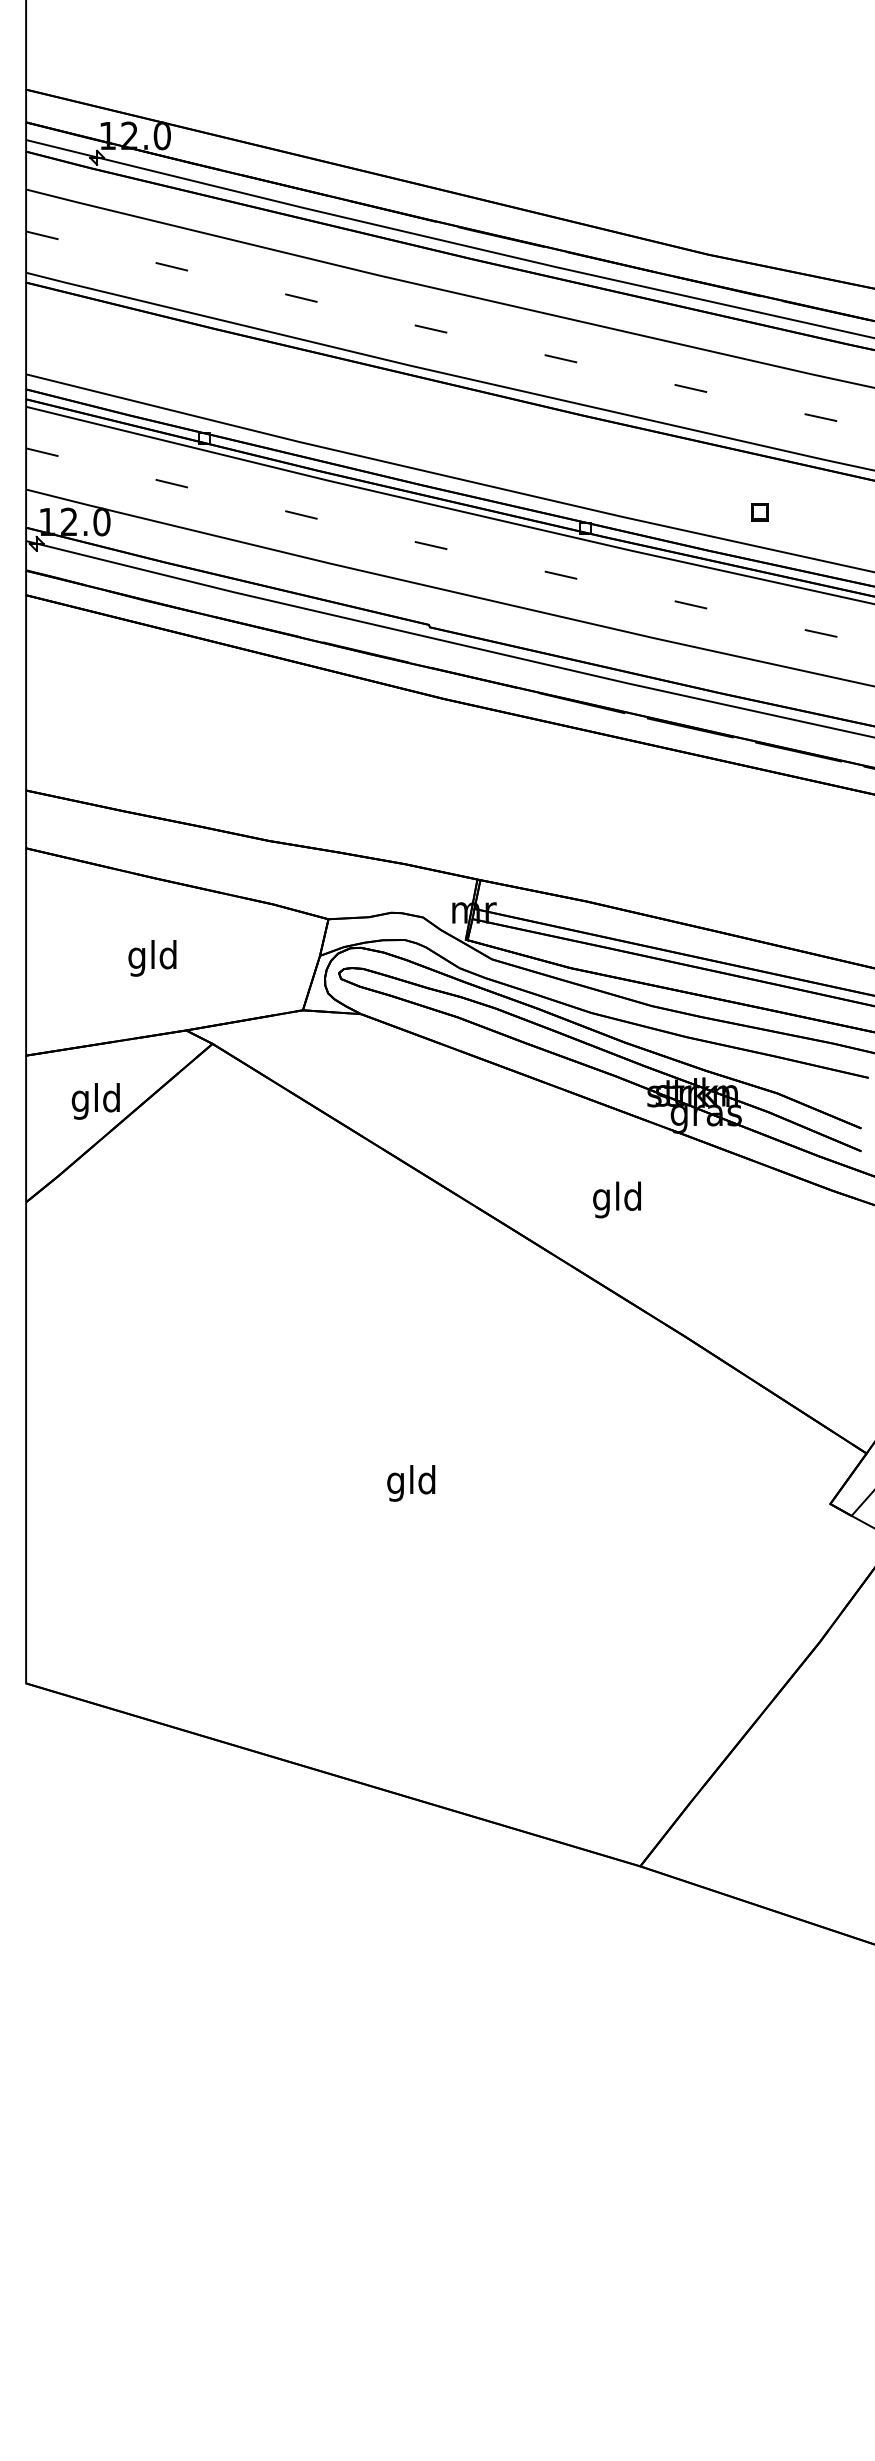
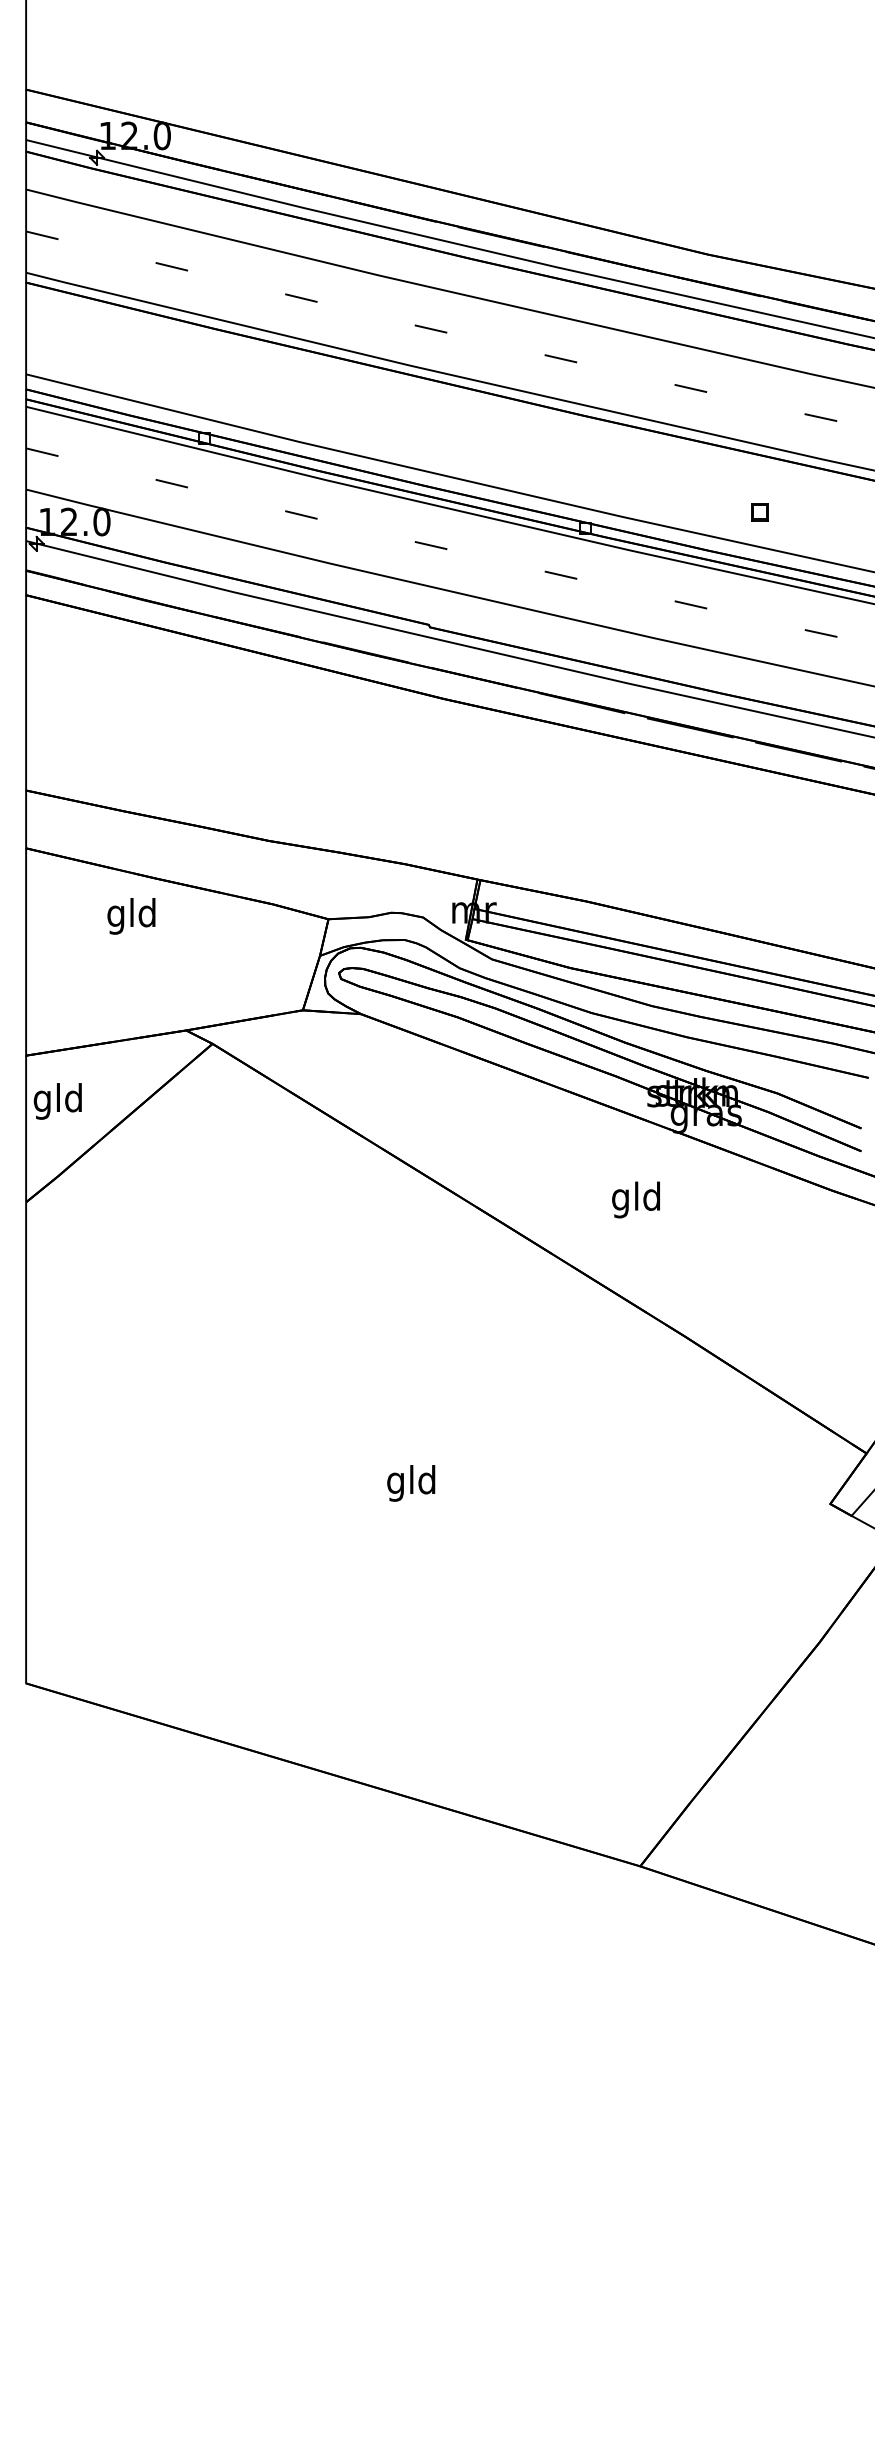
text position: (152, 958) -> (131, 916) (131, 916)
text position: (95, 1101) -> (57, 1101) (57, 1101)
text position: (616, 1199) -> (635, 1199) (635, 1199)
